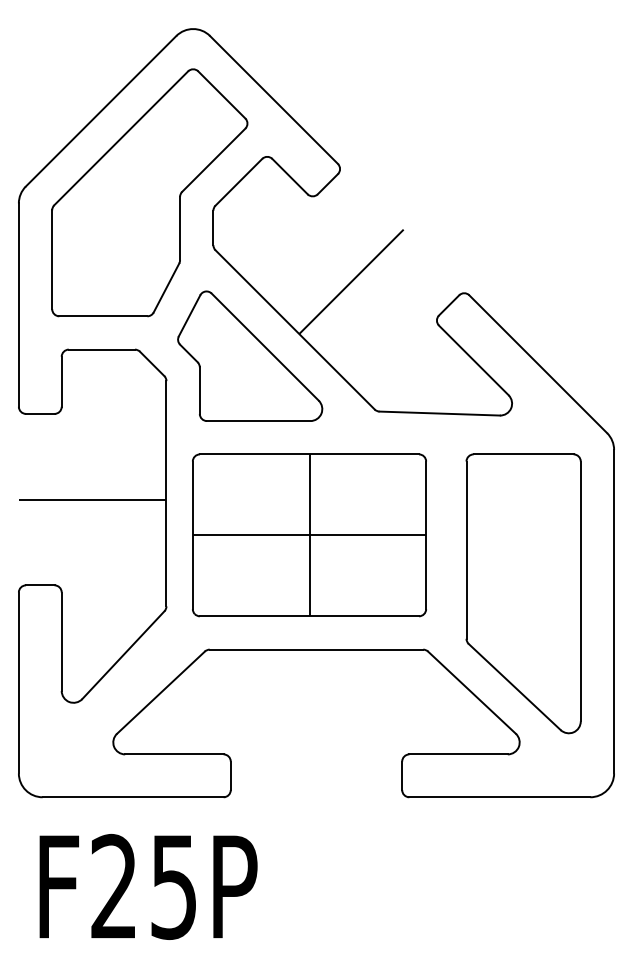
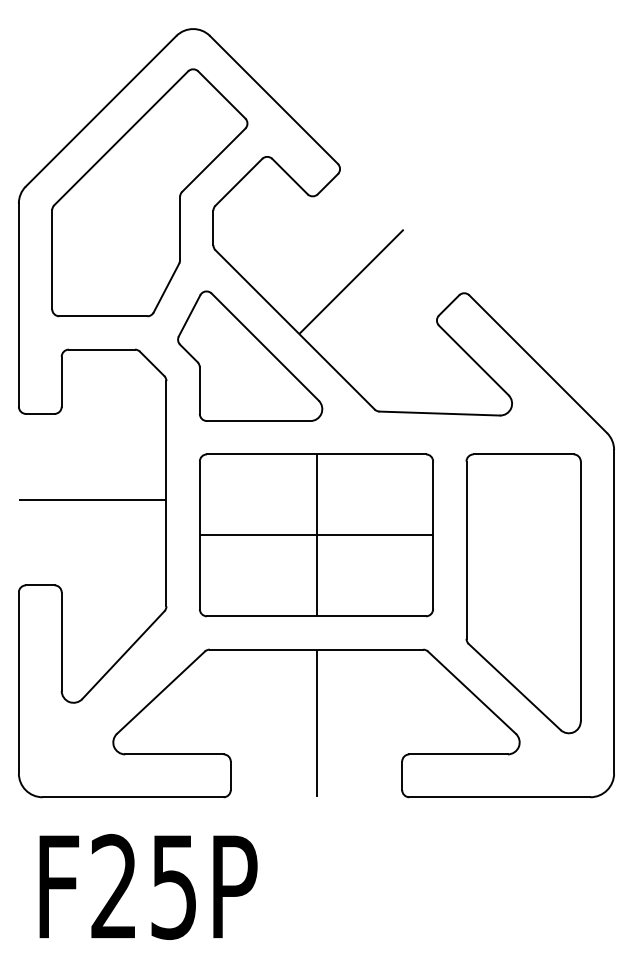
part position: (309, 535) -> (316, 535) (316, 535)
line: none -> present (316, 723)
